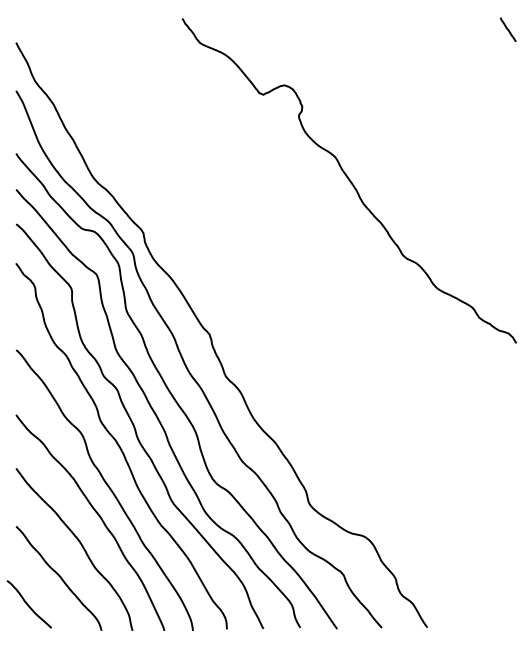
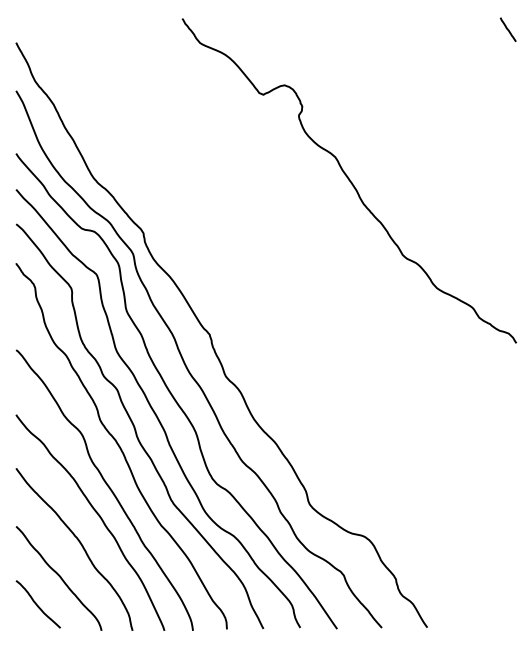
curve position: (28, 604) -> (37, 604) (37, 604)
